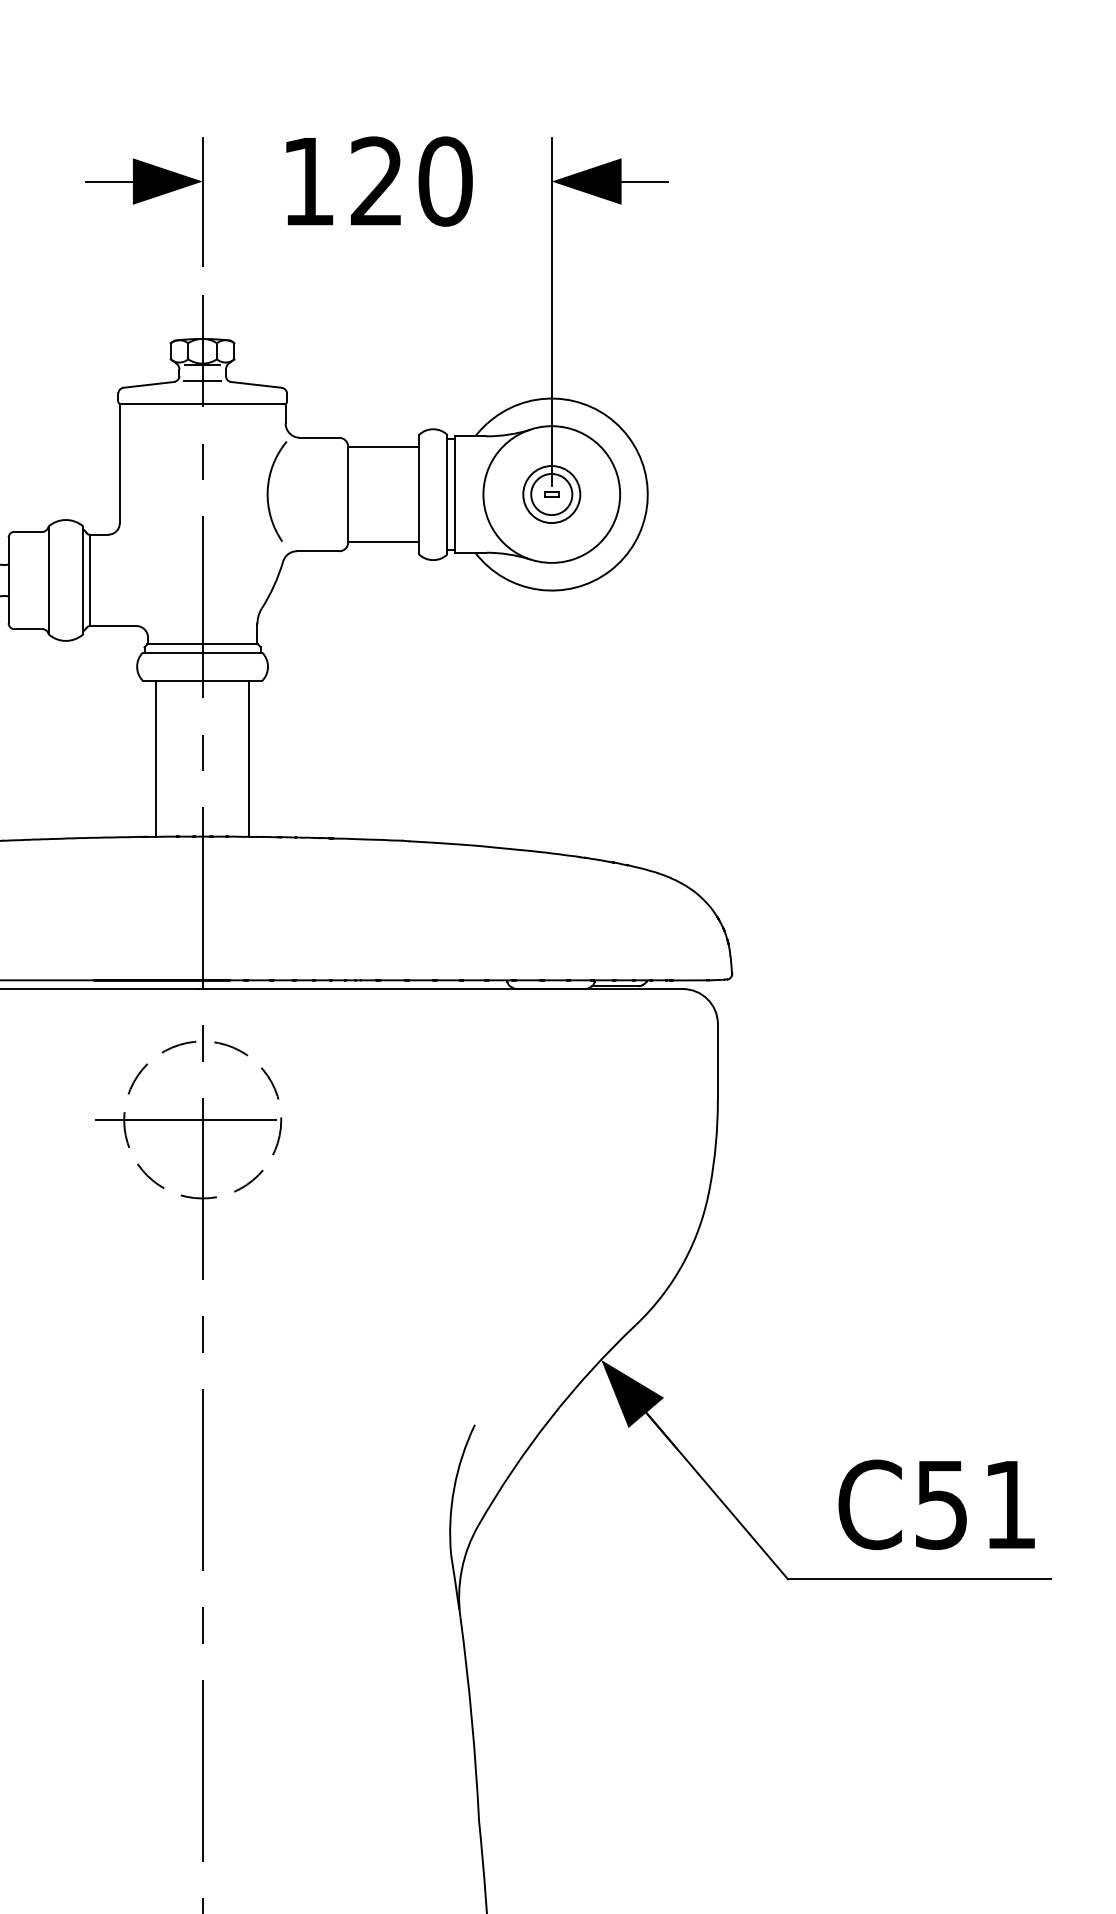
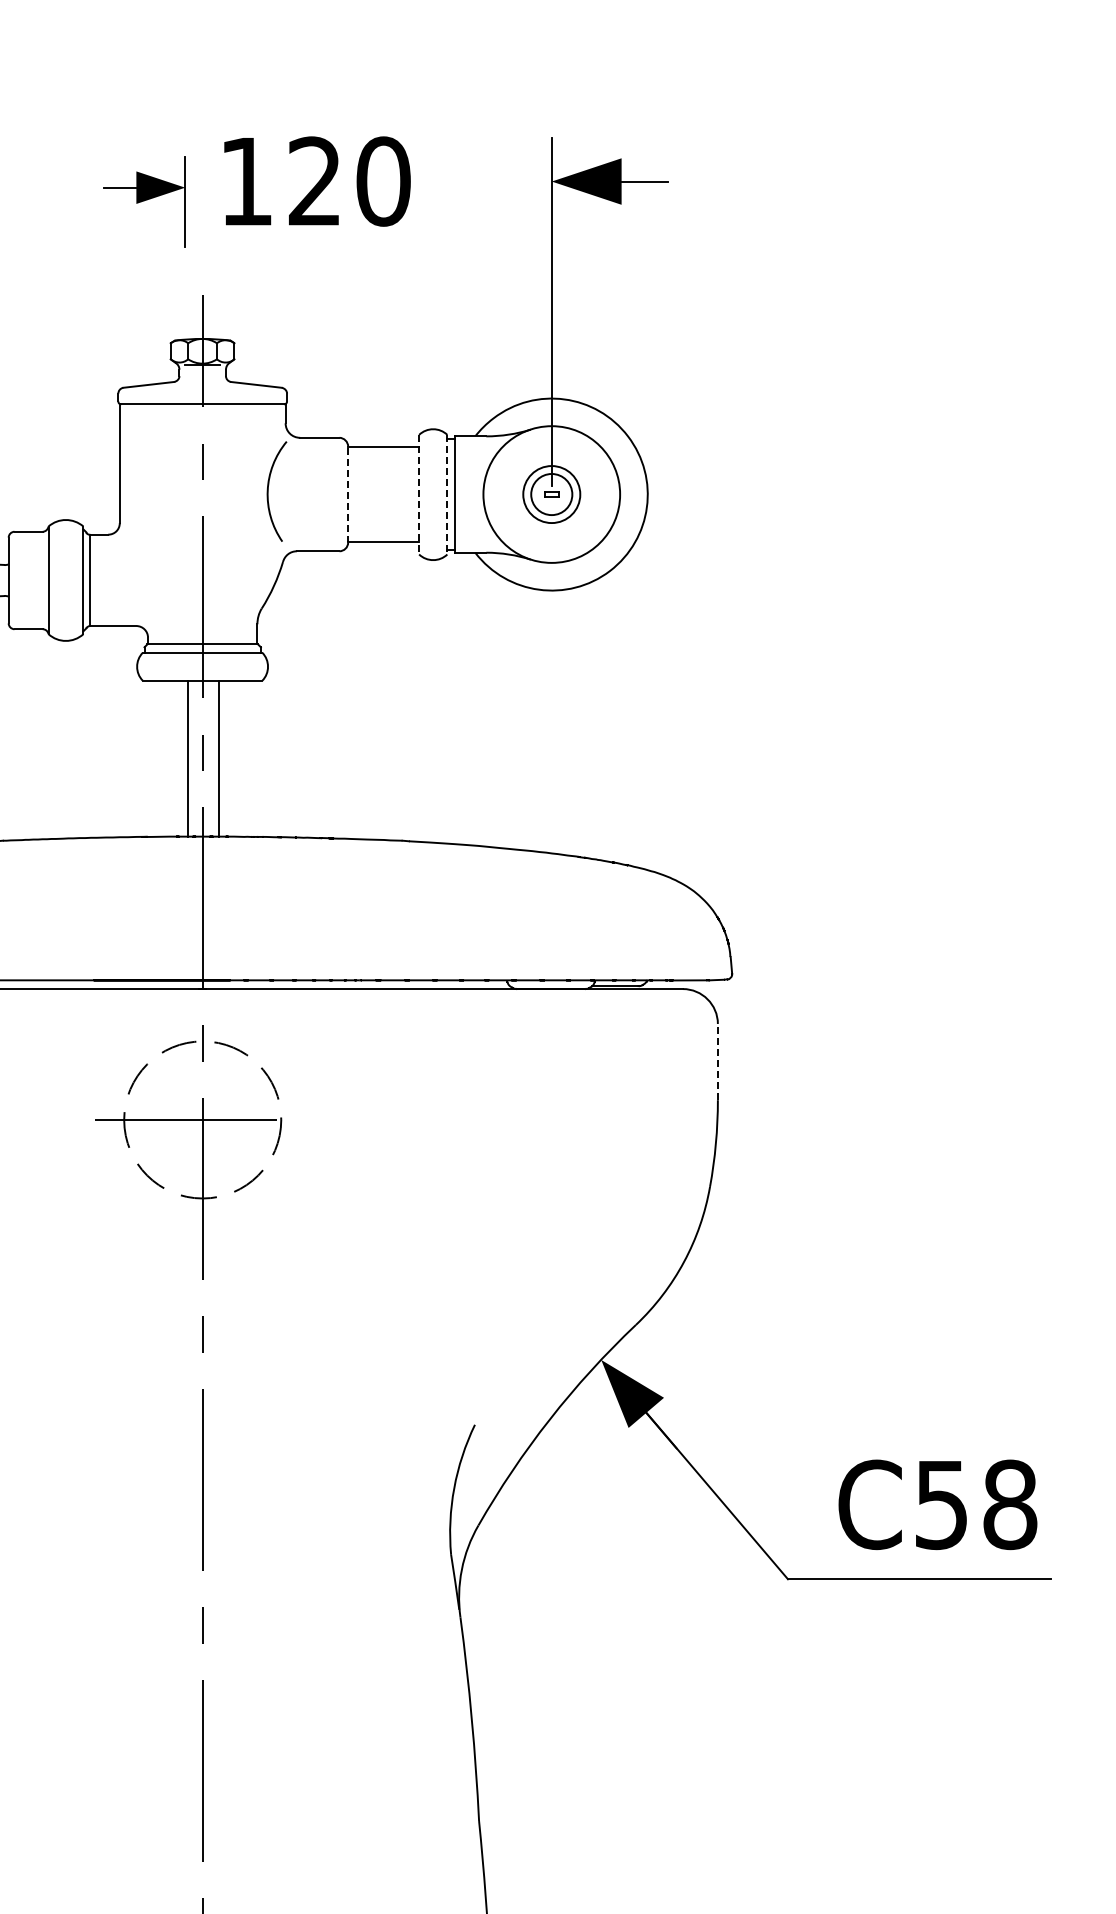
text position: (379, 181) -> (317, 181) (317, 181)
part size: 119x130 px -> 83x92 px (144, 201)
line: present -> none (202, 381)
line: solid -> dashed (348, 494)
line: solid -> dashed (419, 494)
line: solid -> dashed (447, 494)
line position: (156, 758) -> (188, 758) (188, 758)
line position: (249, 758) -> (219, 758) (219, 758)
line: solid -> dashed (717, 1061)
text: C51 -> C58 (1010, 1504)
